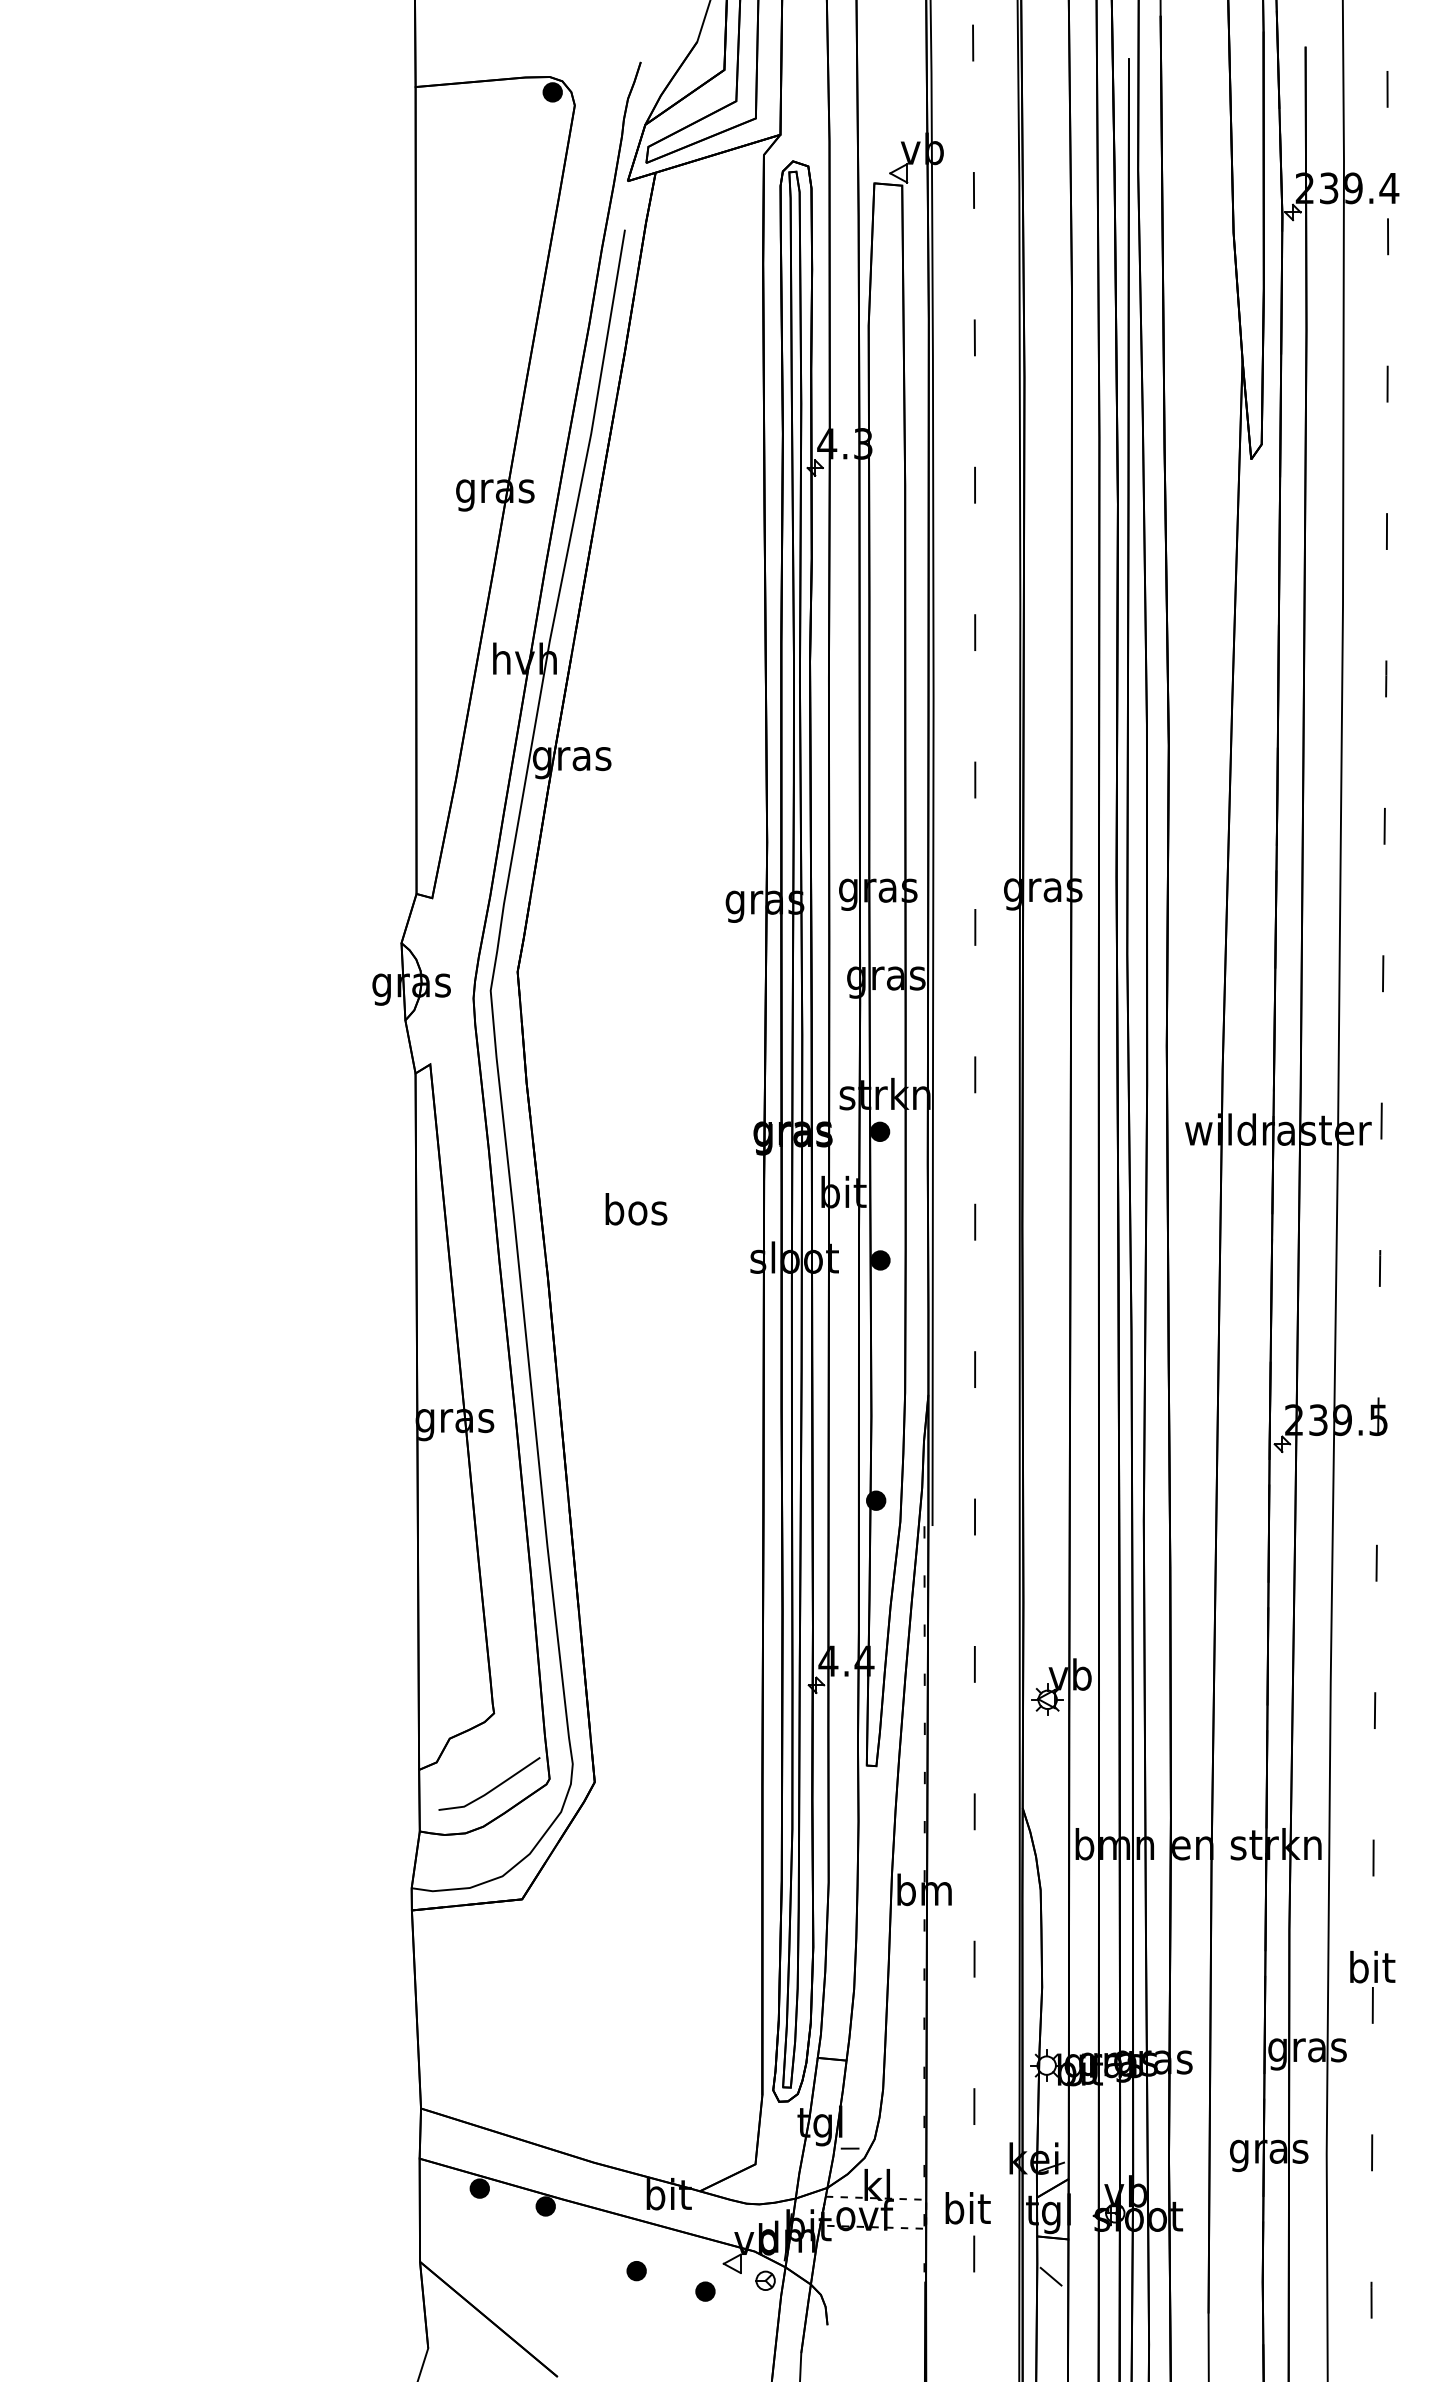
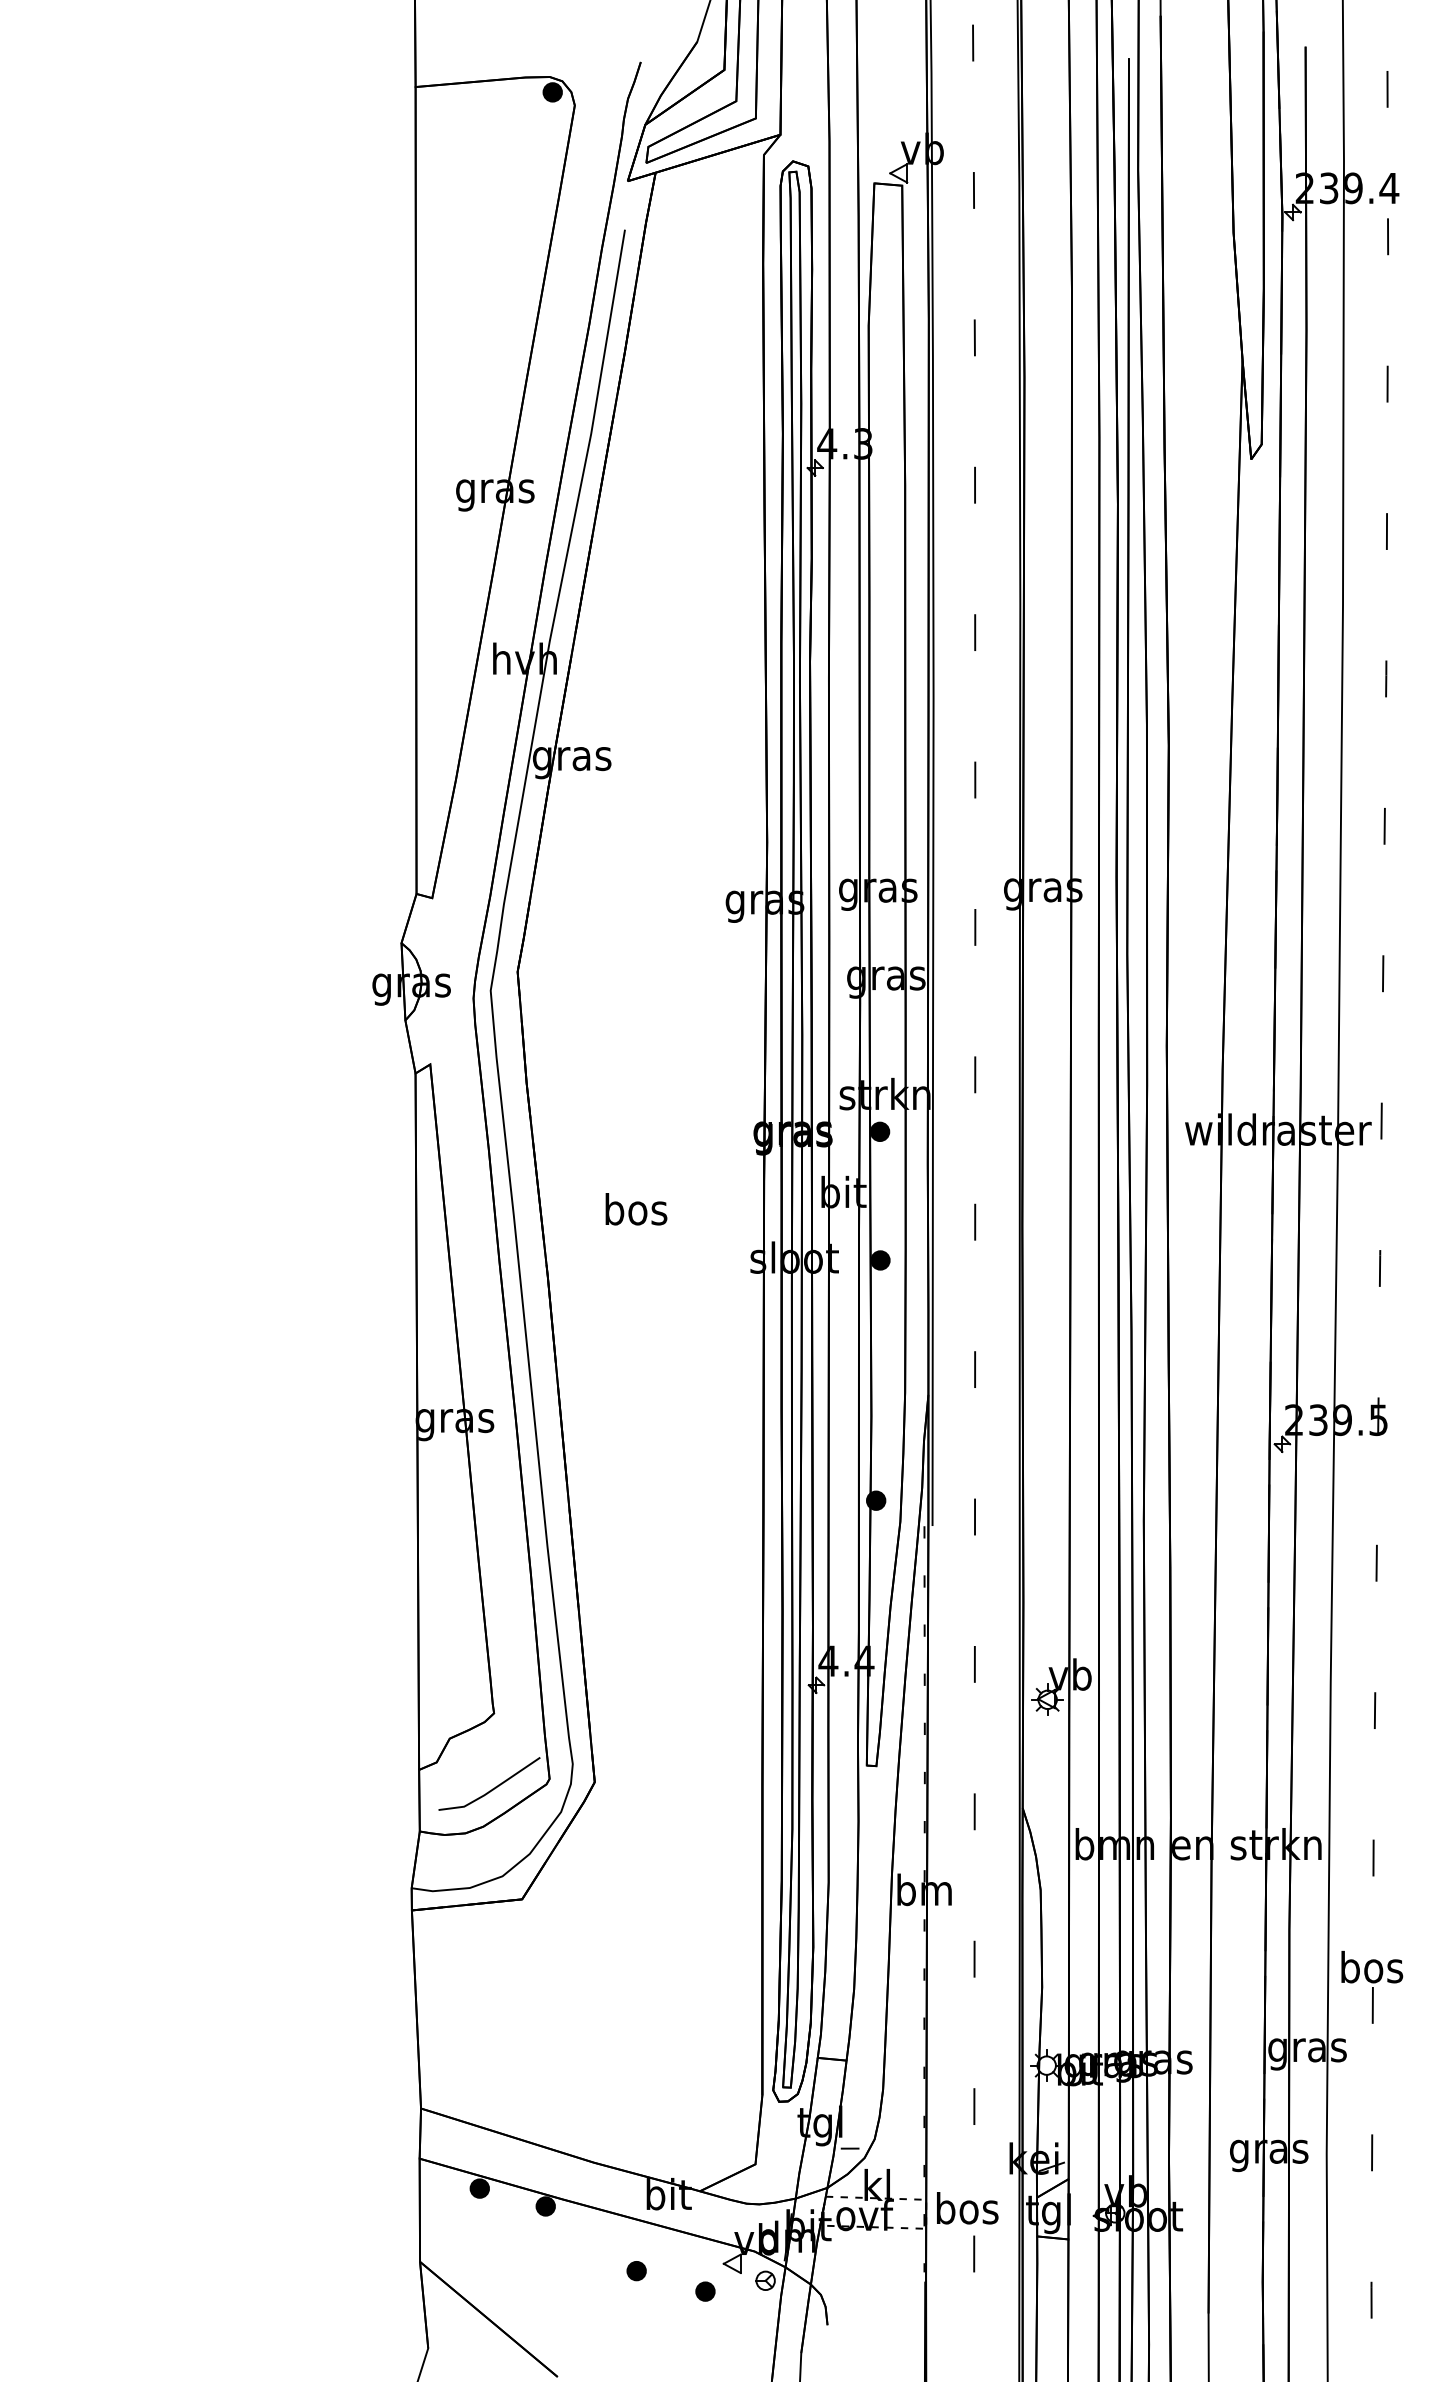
text: bit -> bos (1372, 1966)
text: bit -> bos (967, 2208)
line: present -> none (1050, 2276)
